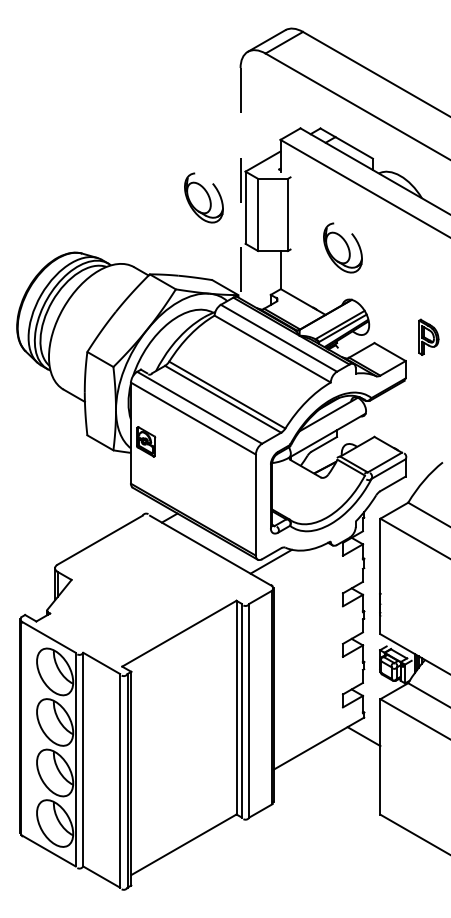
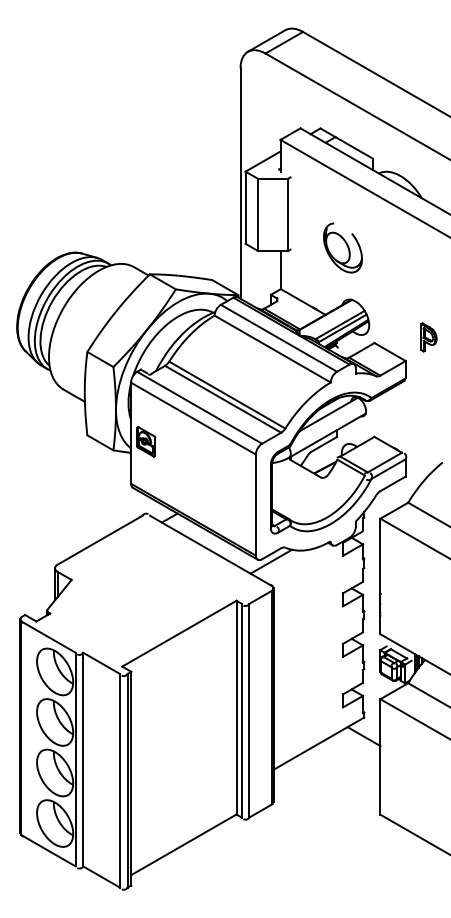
line: dashed -> solid (240, 183)
part: present -> none (203, 197)
part size: 22x38 px -> 18x31 px (428, 337)
